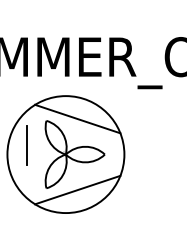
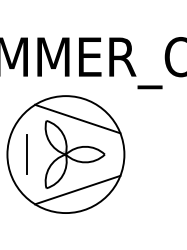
line position: (26, 145) -> (26, 154) (26, 154)
